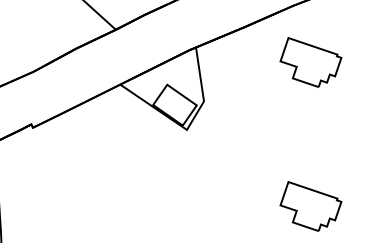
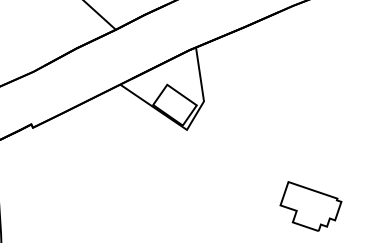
part: present -> none (310, 62)
